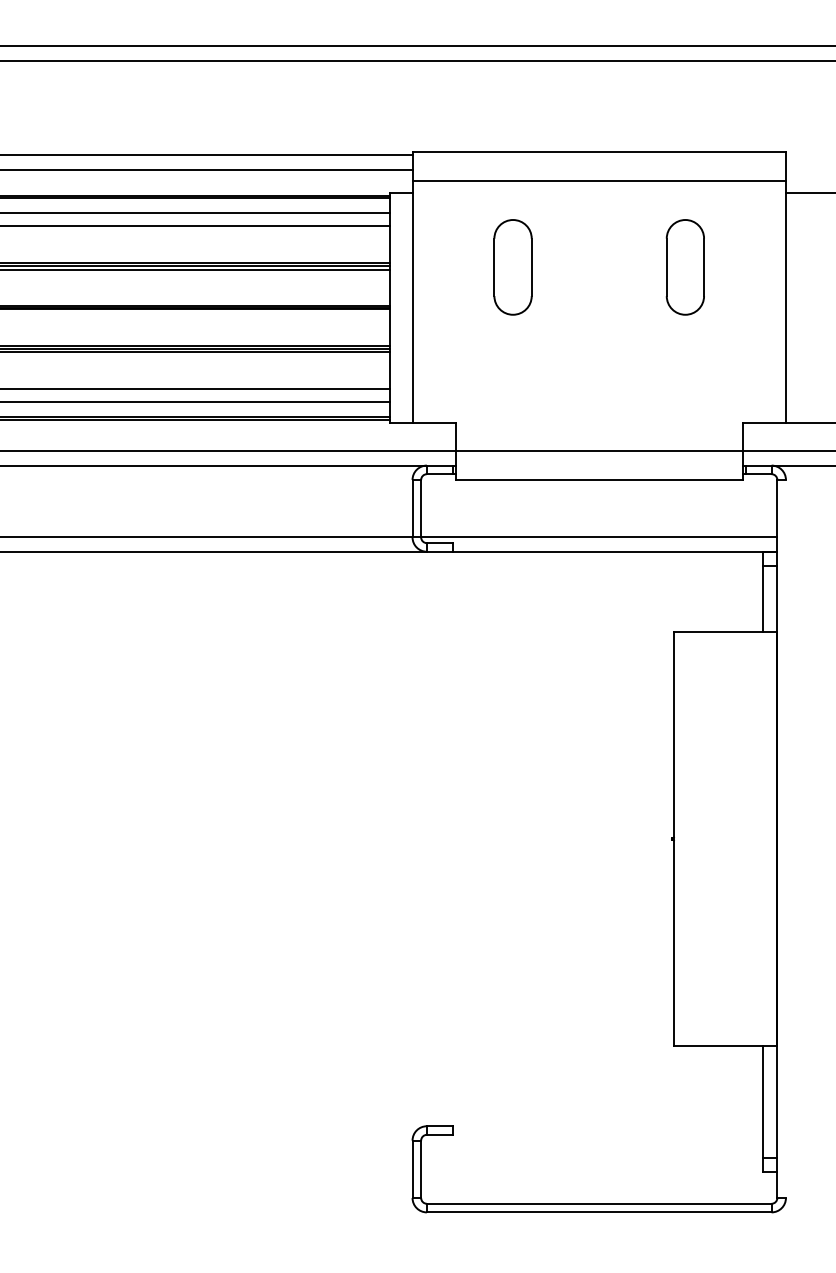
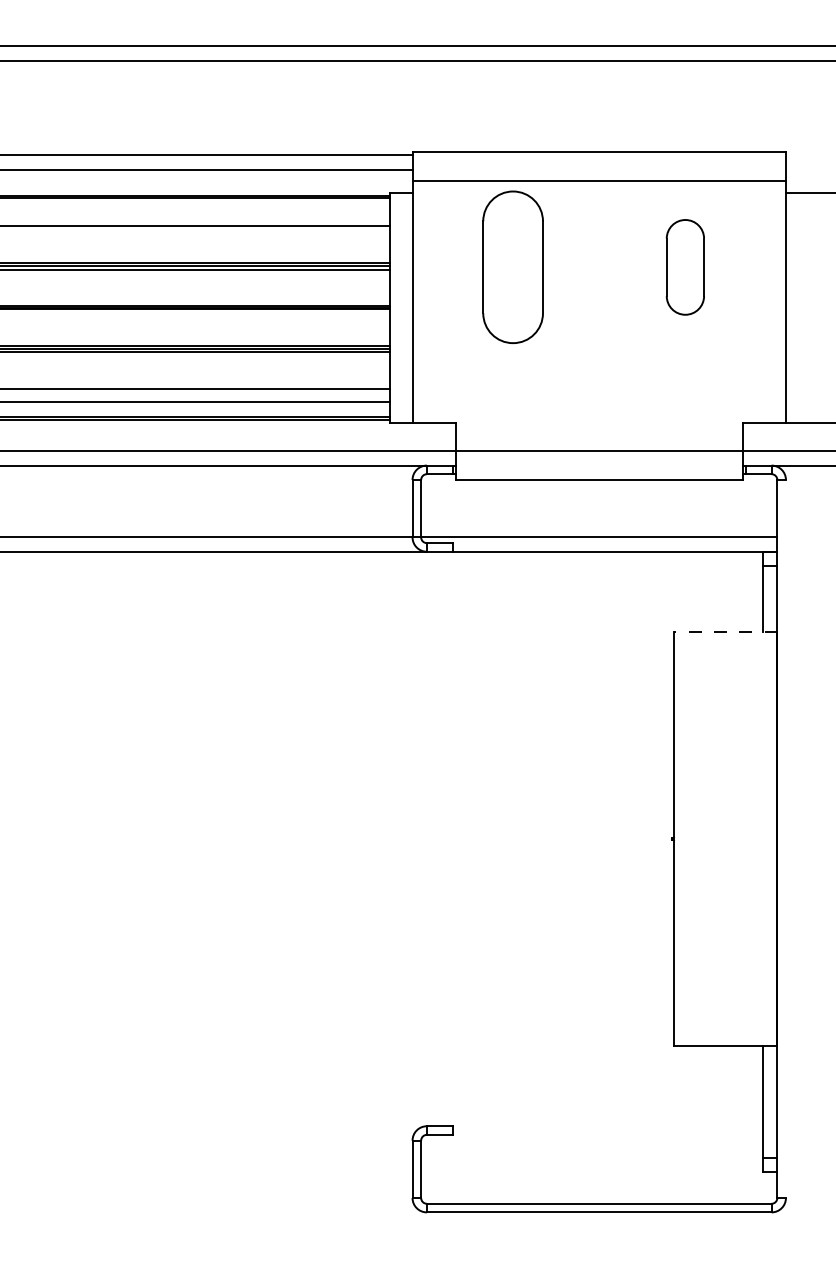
line: present -> none (195, 212)
part size: 40x97 px -> 62x154 px (512, 266)
line: solid -> dashed (725, 632)
